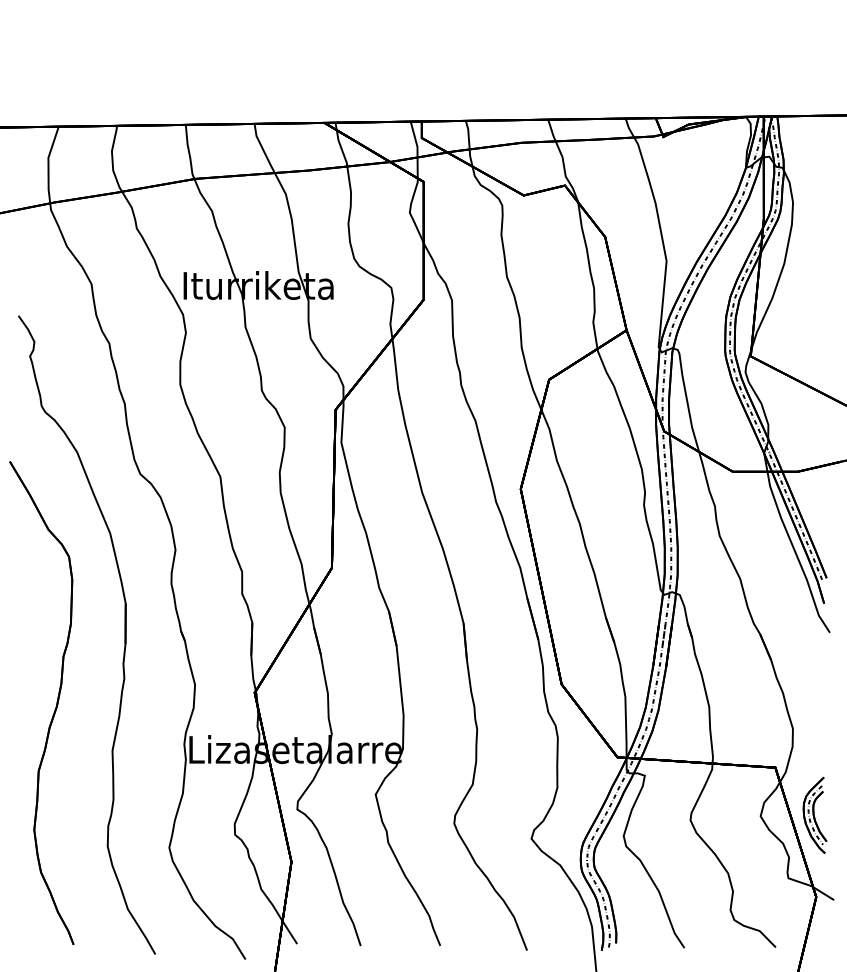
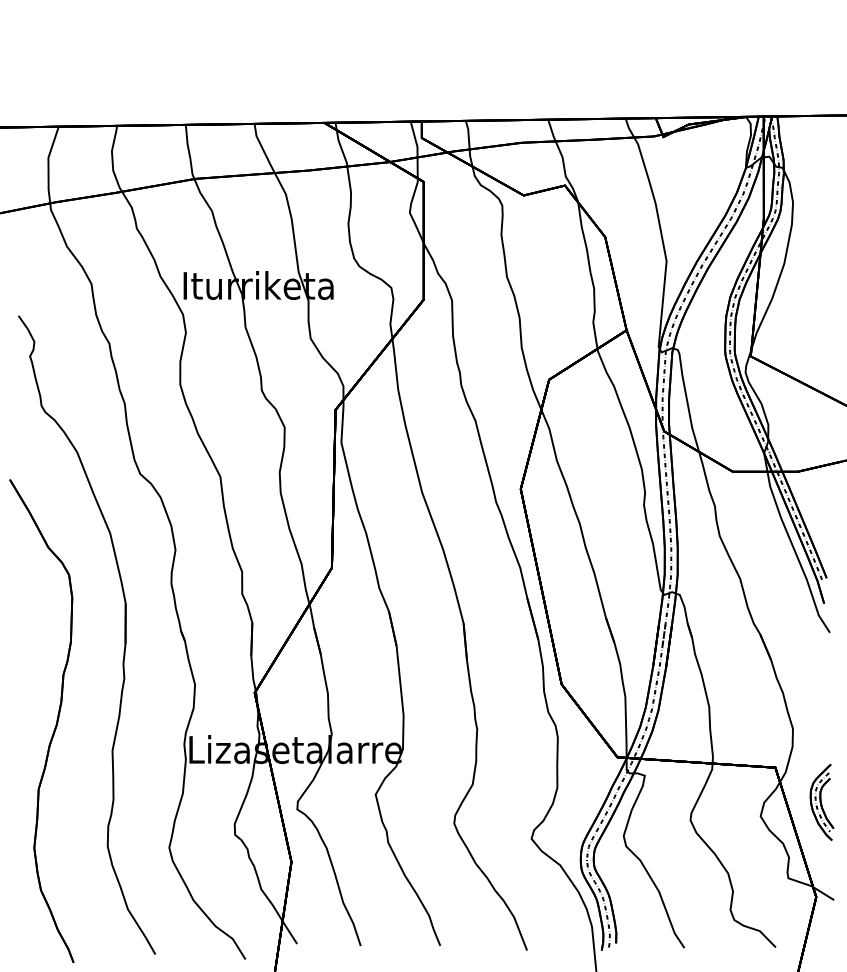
part position: (55, 706) -> (55, 724) (55, 724)
part position: (814, 814) -> (821, 801) (821, 801)
